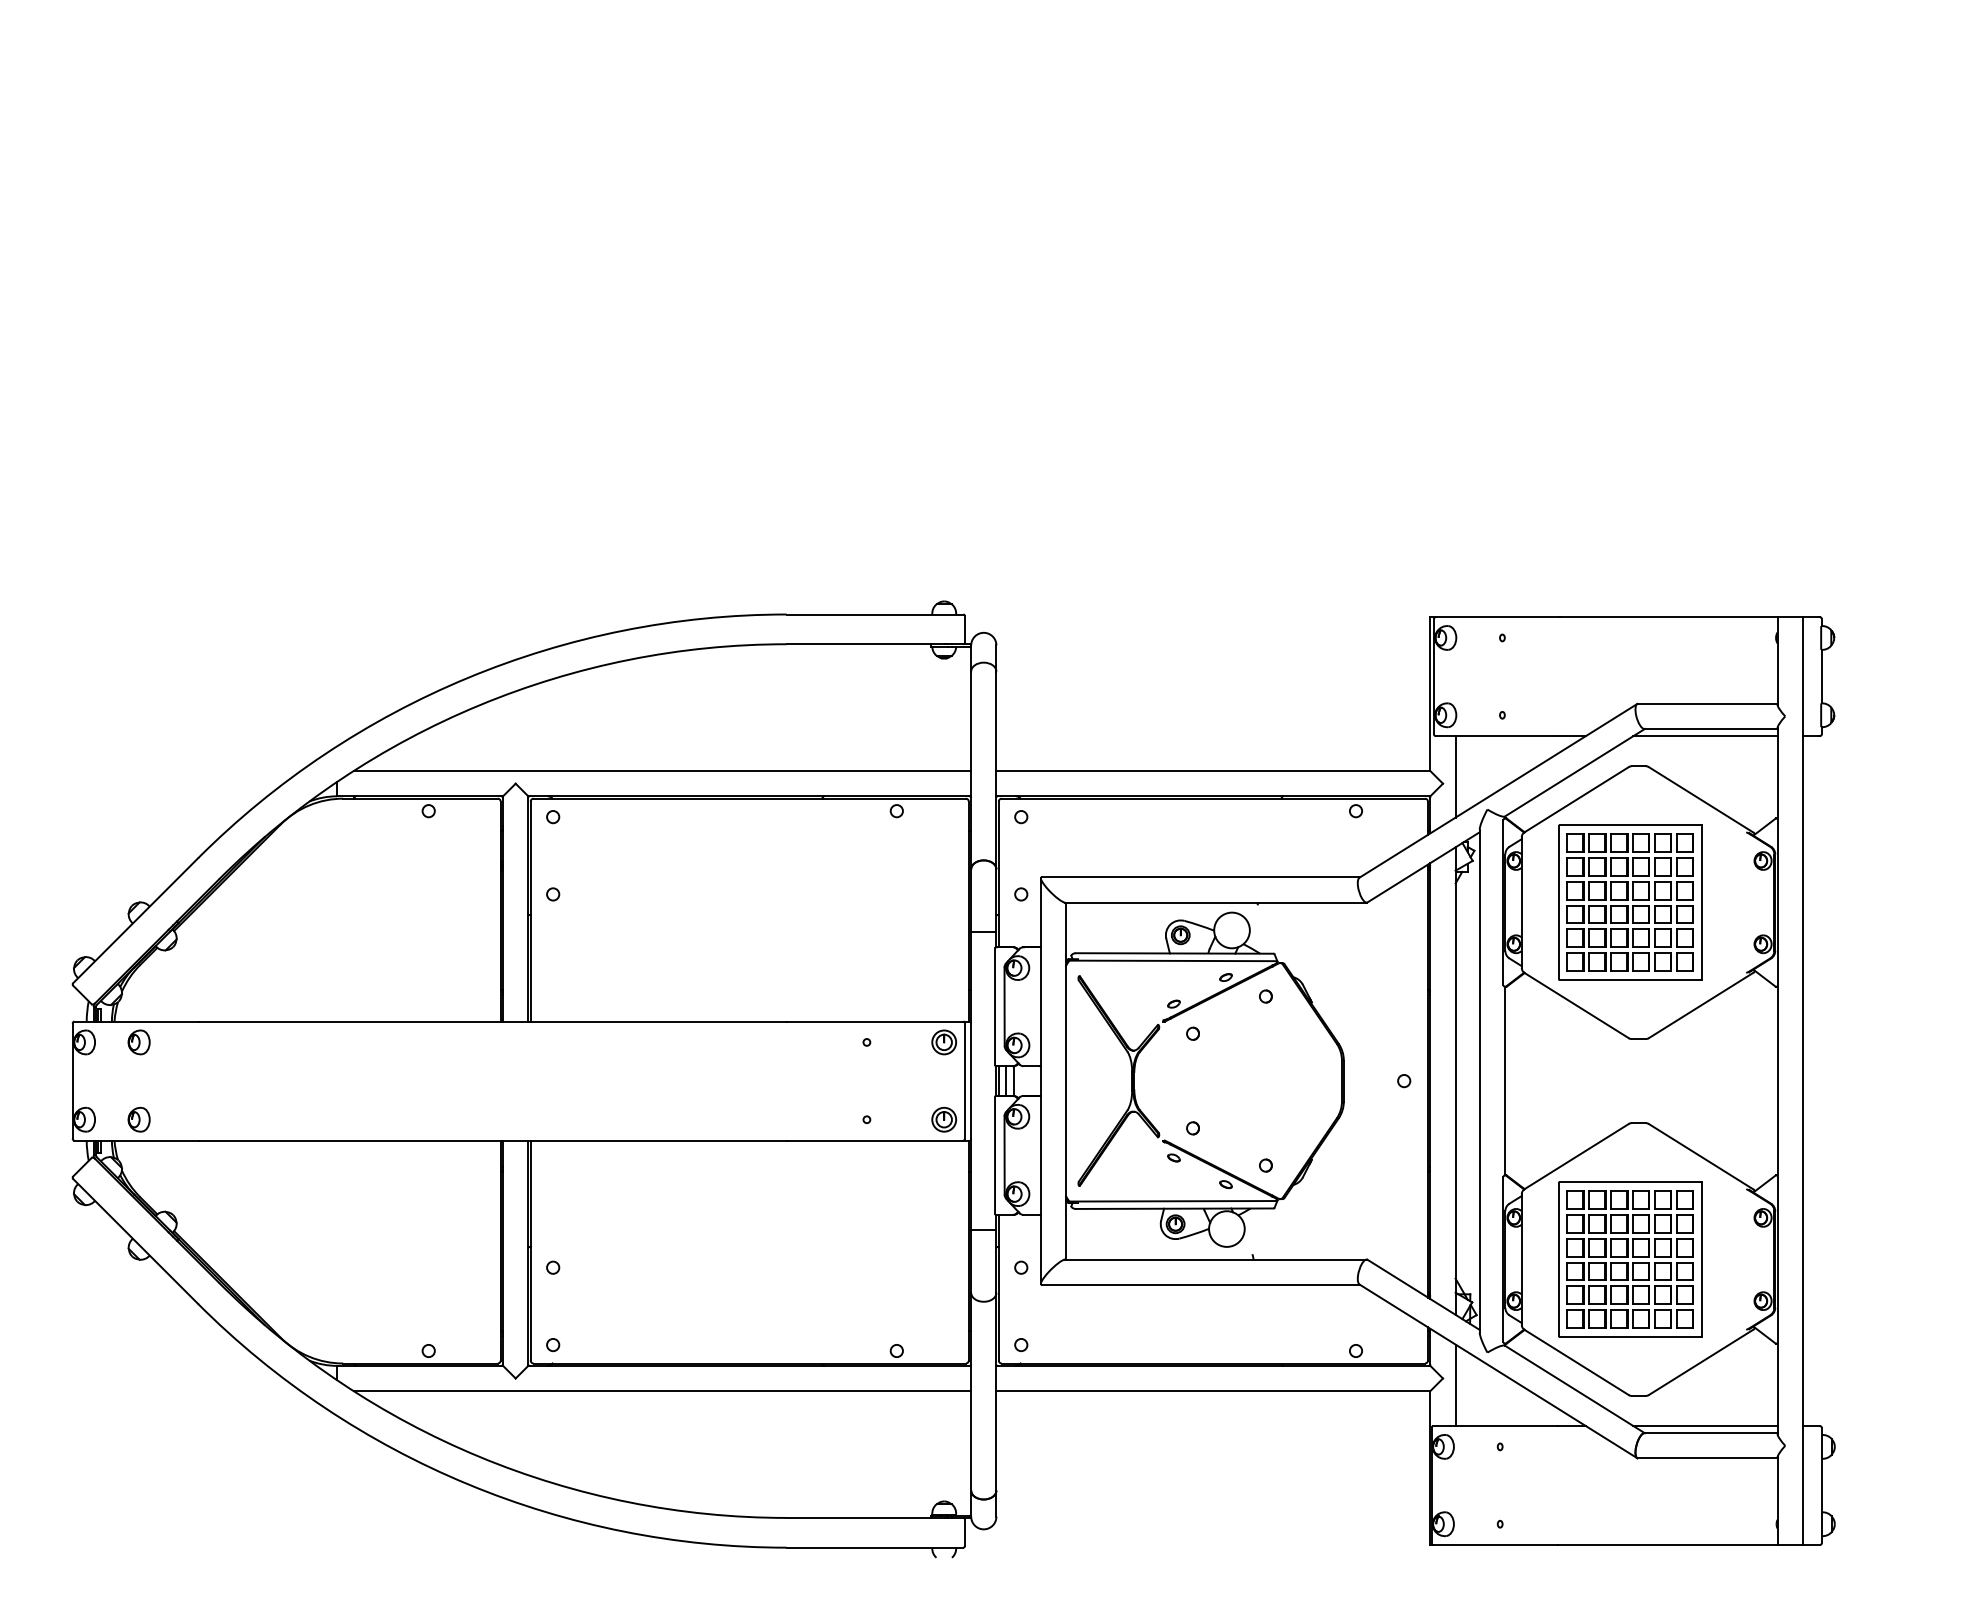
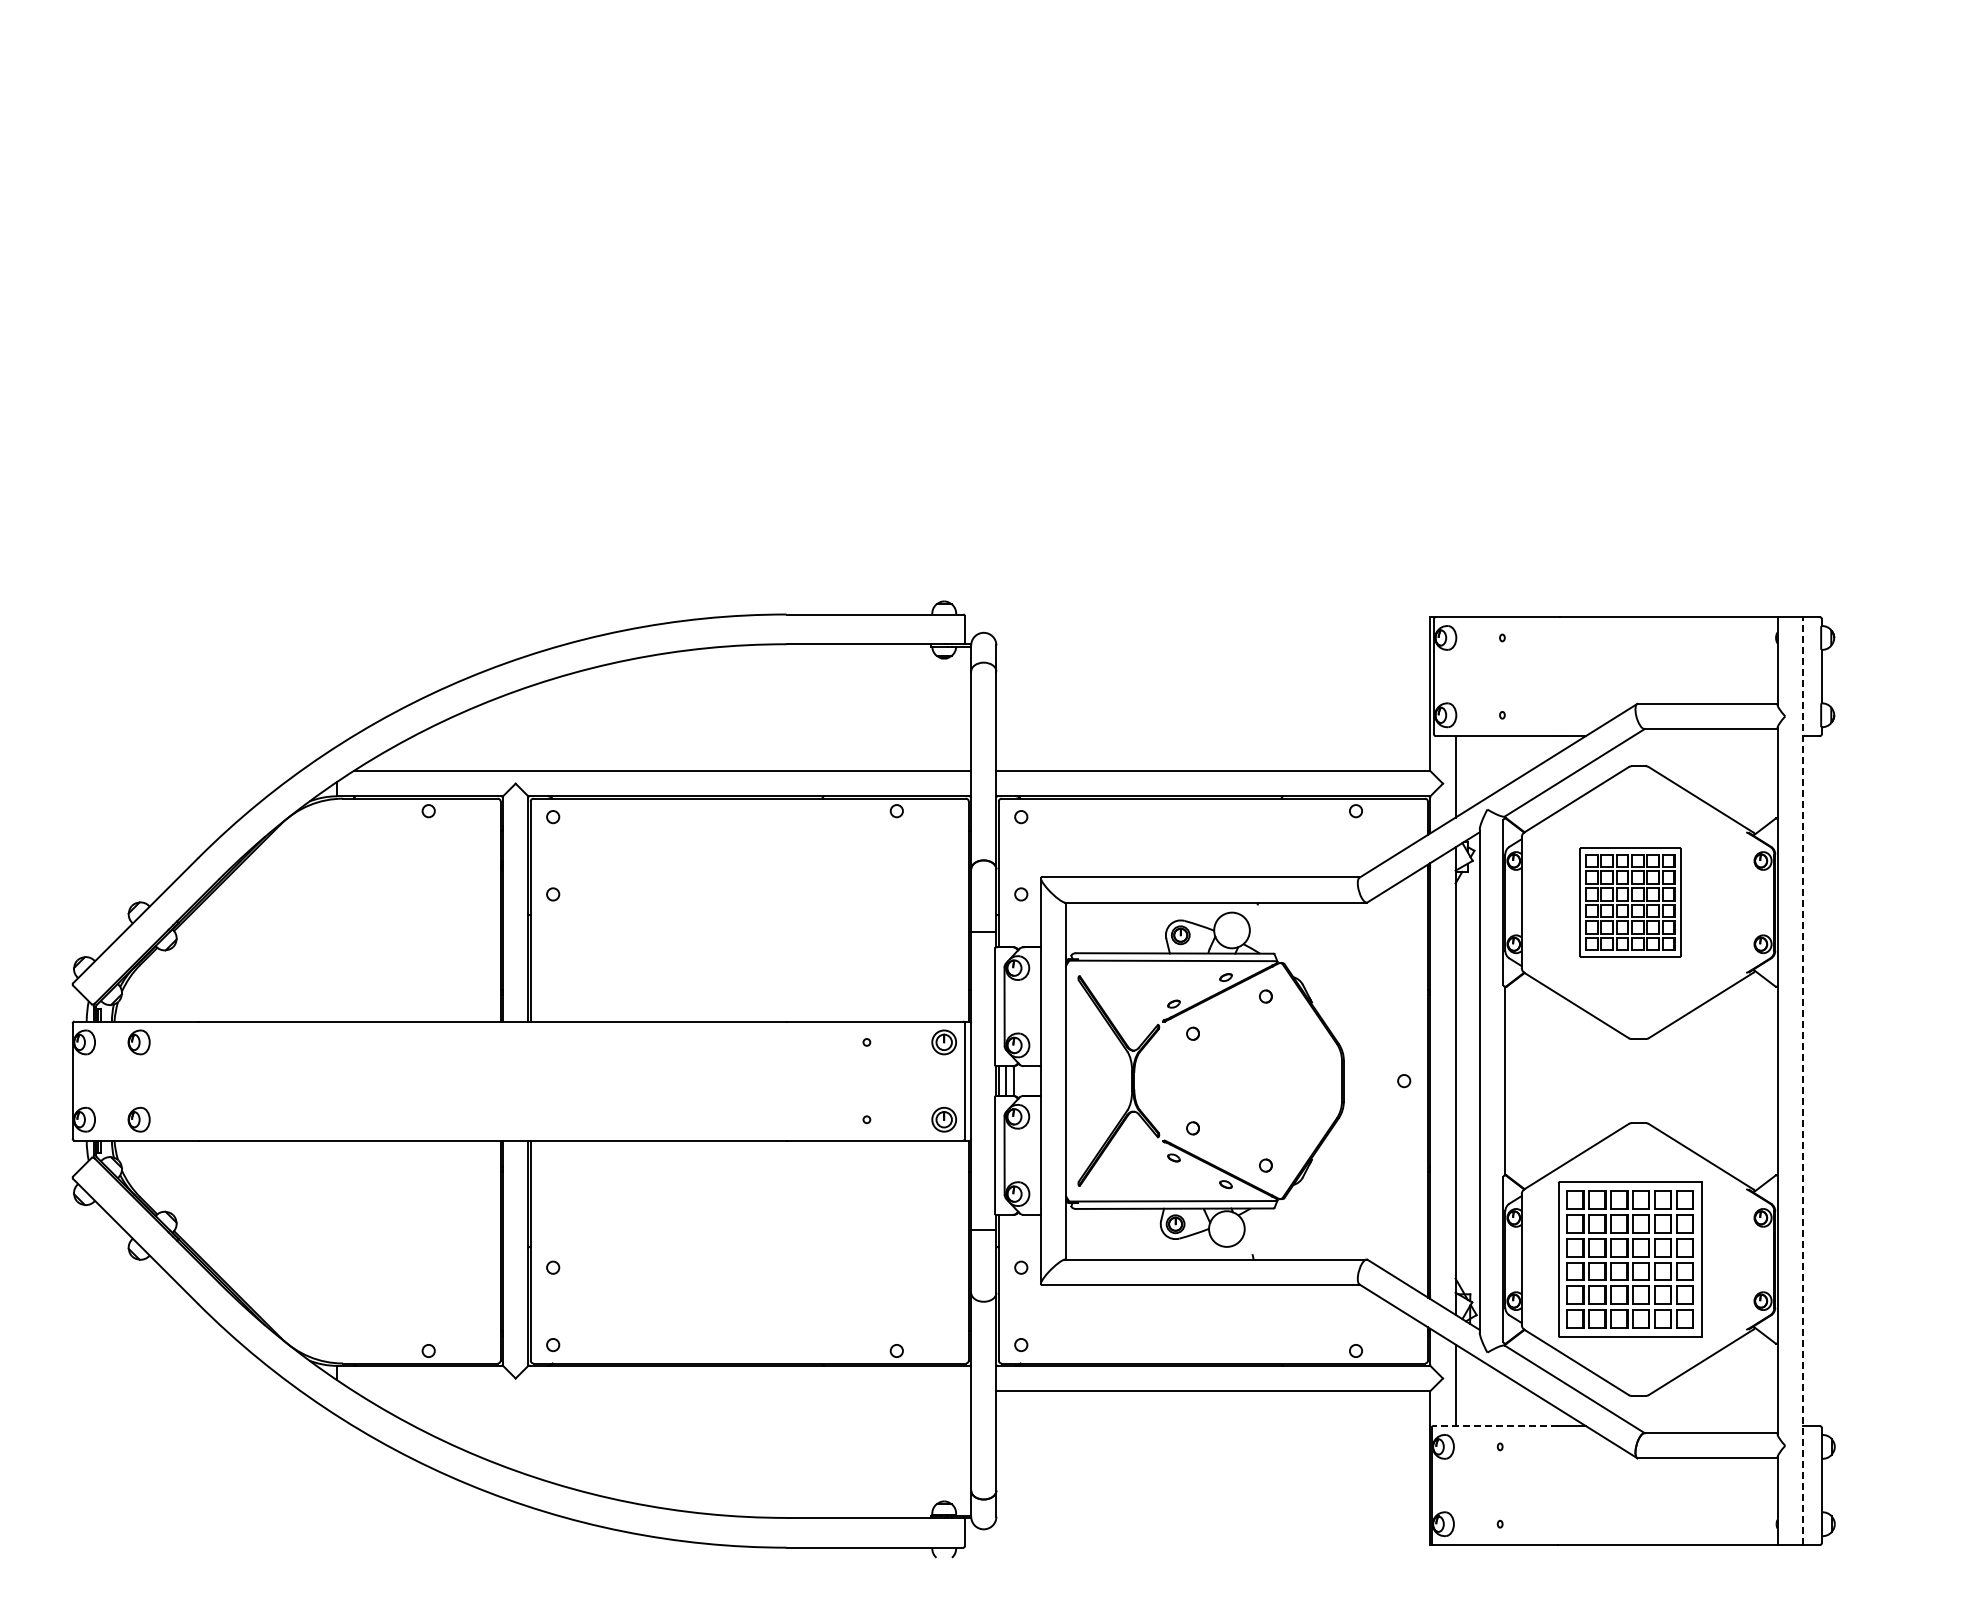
line: present -> none (1705, 736)
part size: 145x157 px -> 103x111 px (1630, 902)
line: solid -> dashed (1802, 1081)
line: present -> none (662, 1391)
line: solid -> dashed (1495, 1426)
line: present -> none (1705, 1426)
